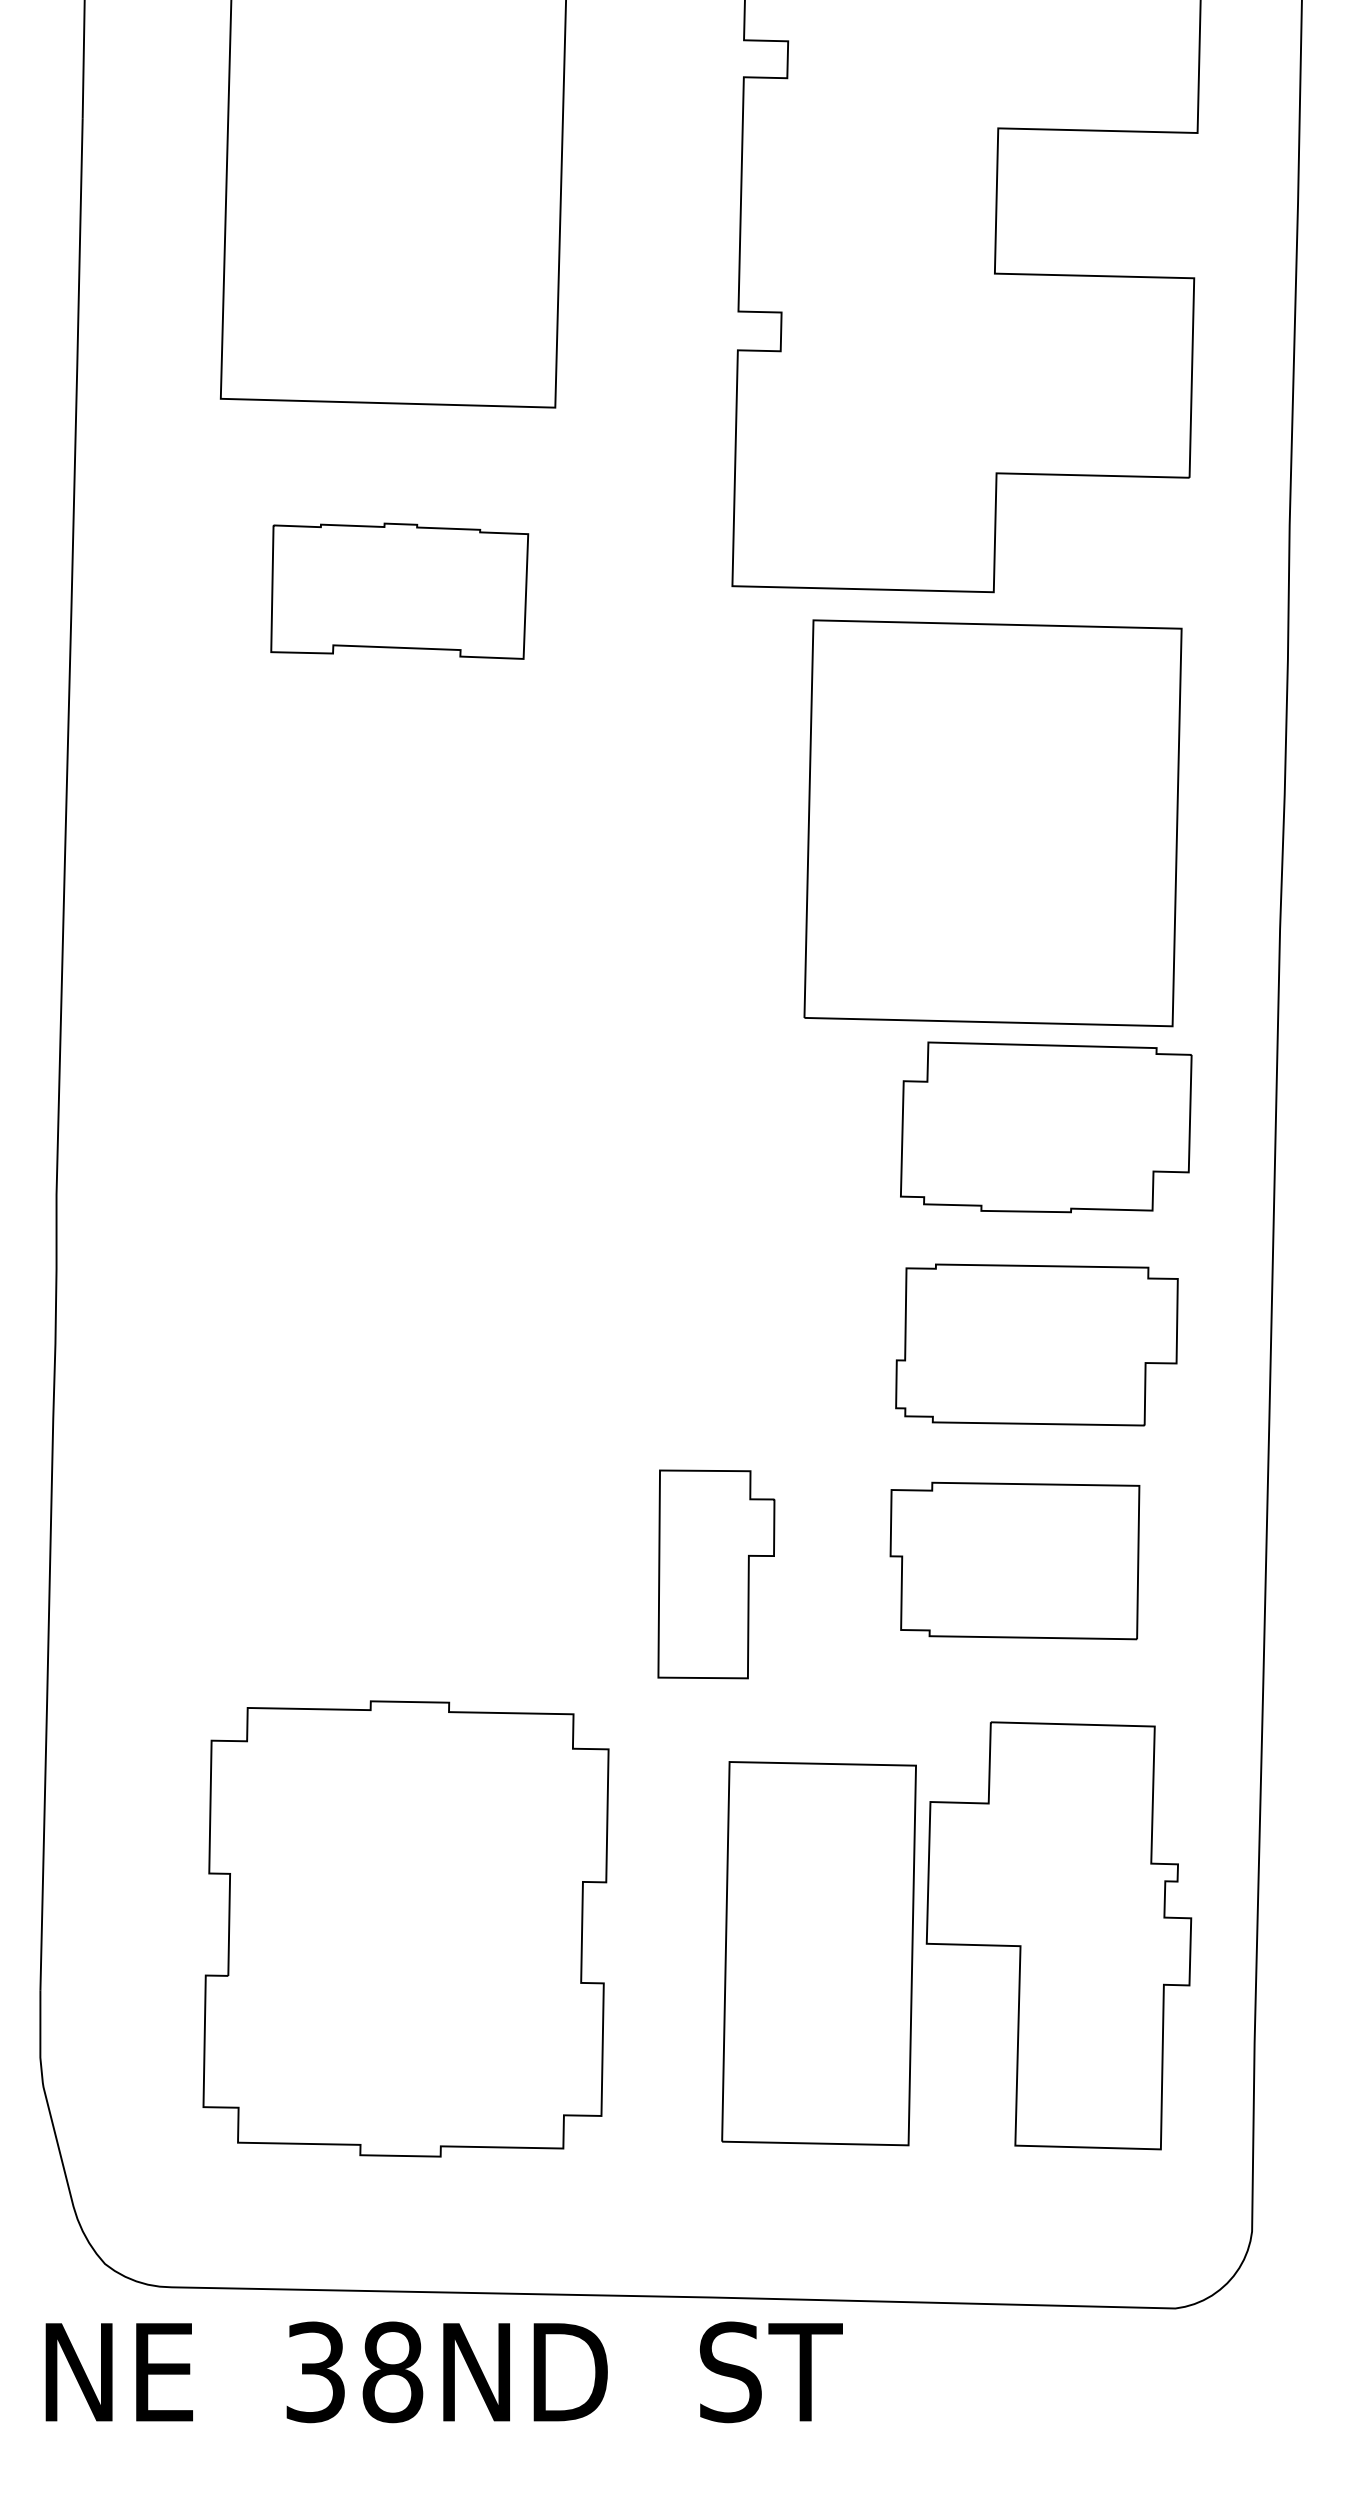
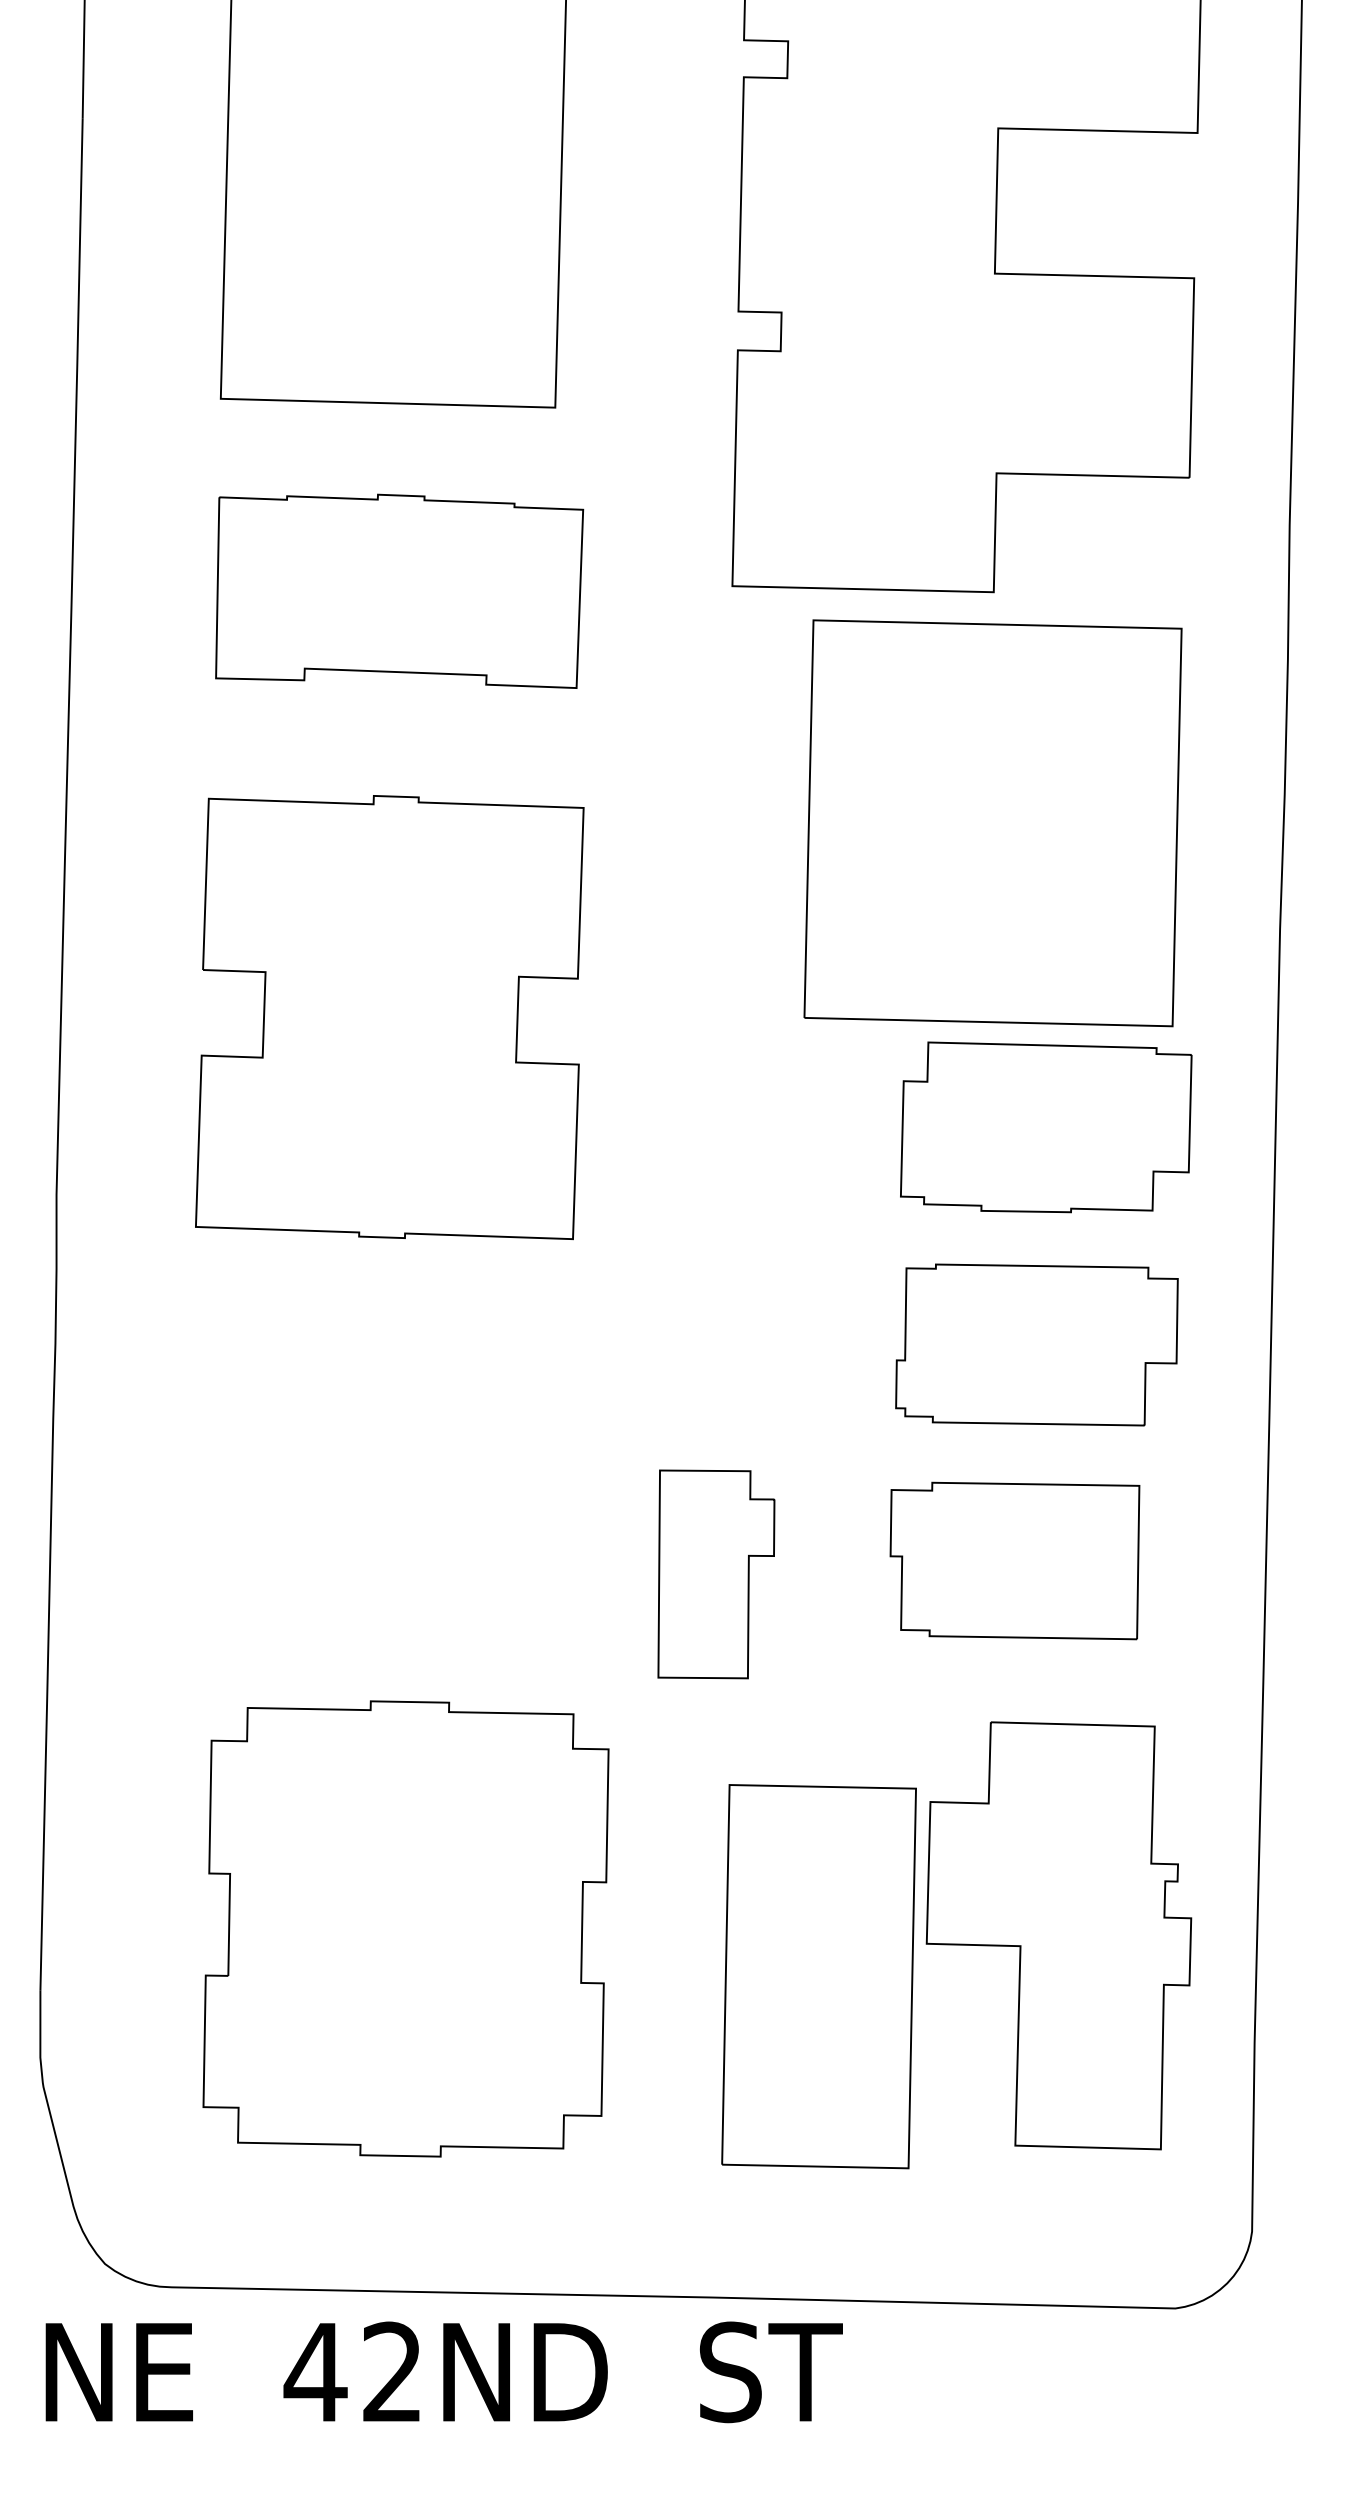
part size: 260x138 px -> 370x196 px (399, 590)
part: none -> present (389, 1017)
part position: (818, 1953) -> (818, 1976) (818, 1976)
text: 38ND -> 42ND (353, 2372)
